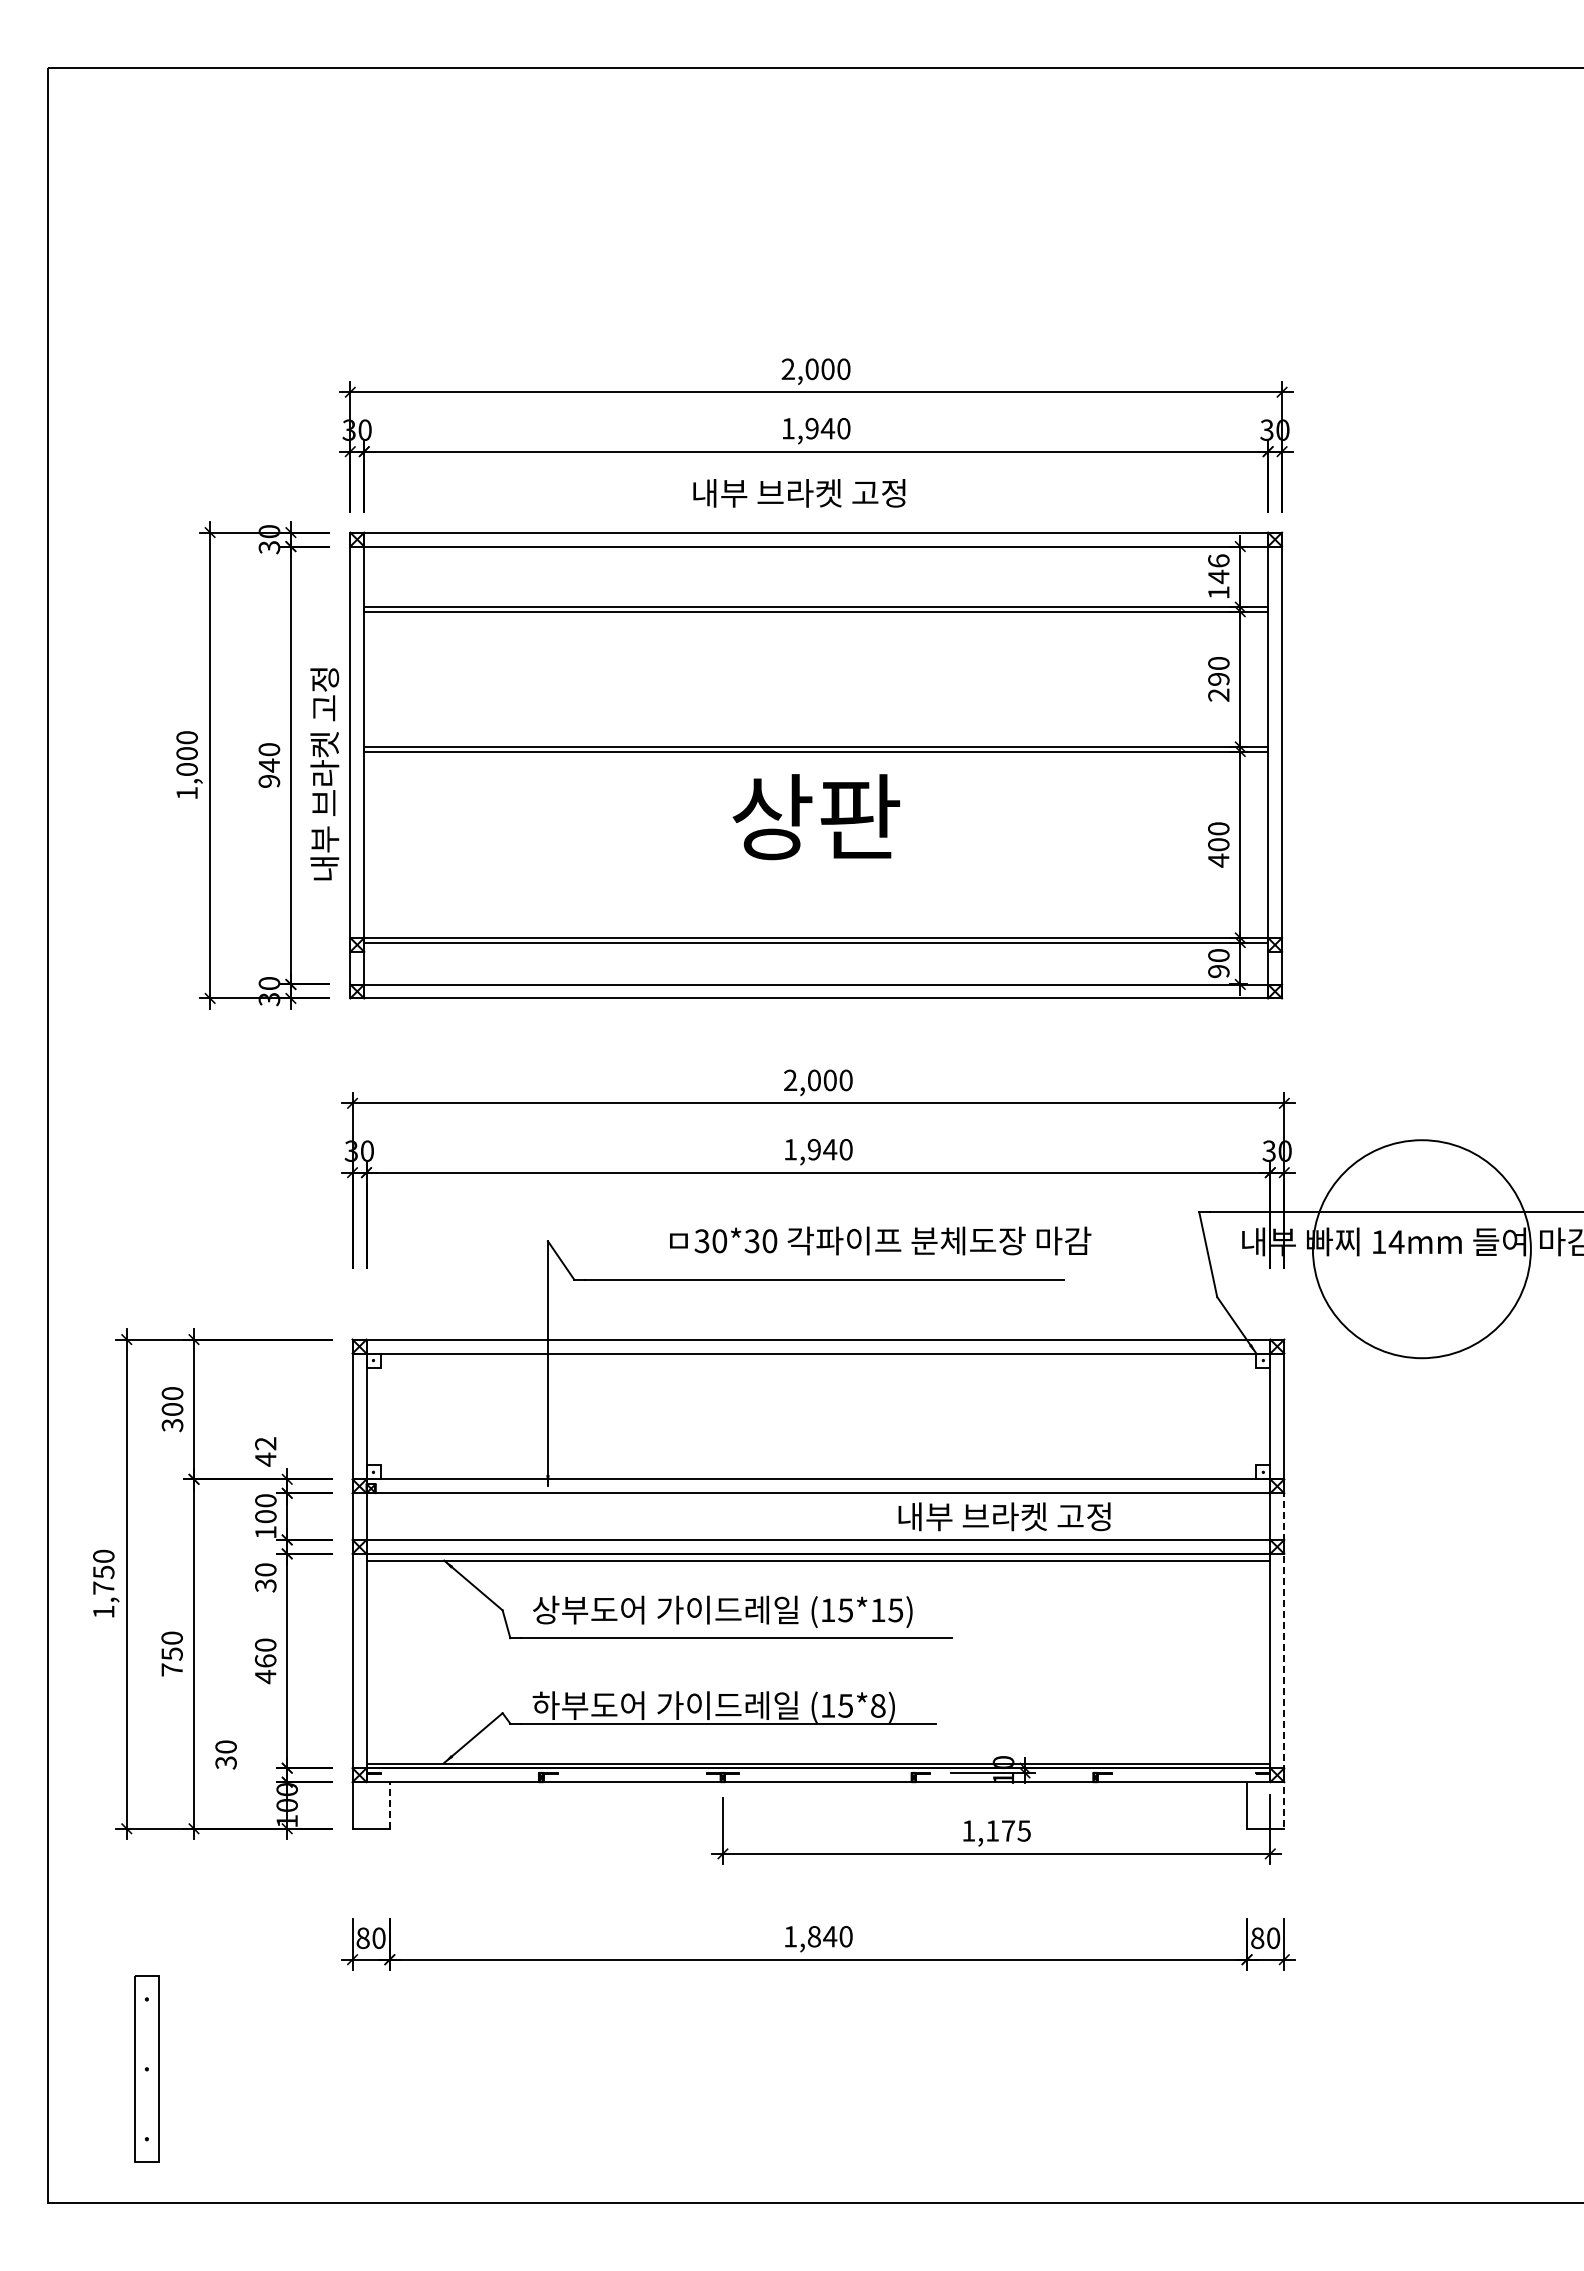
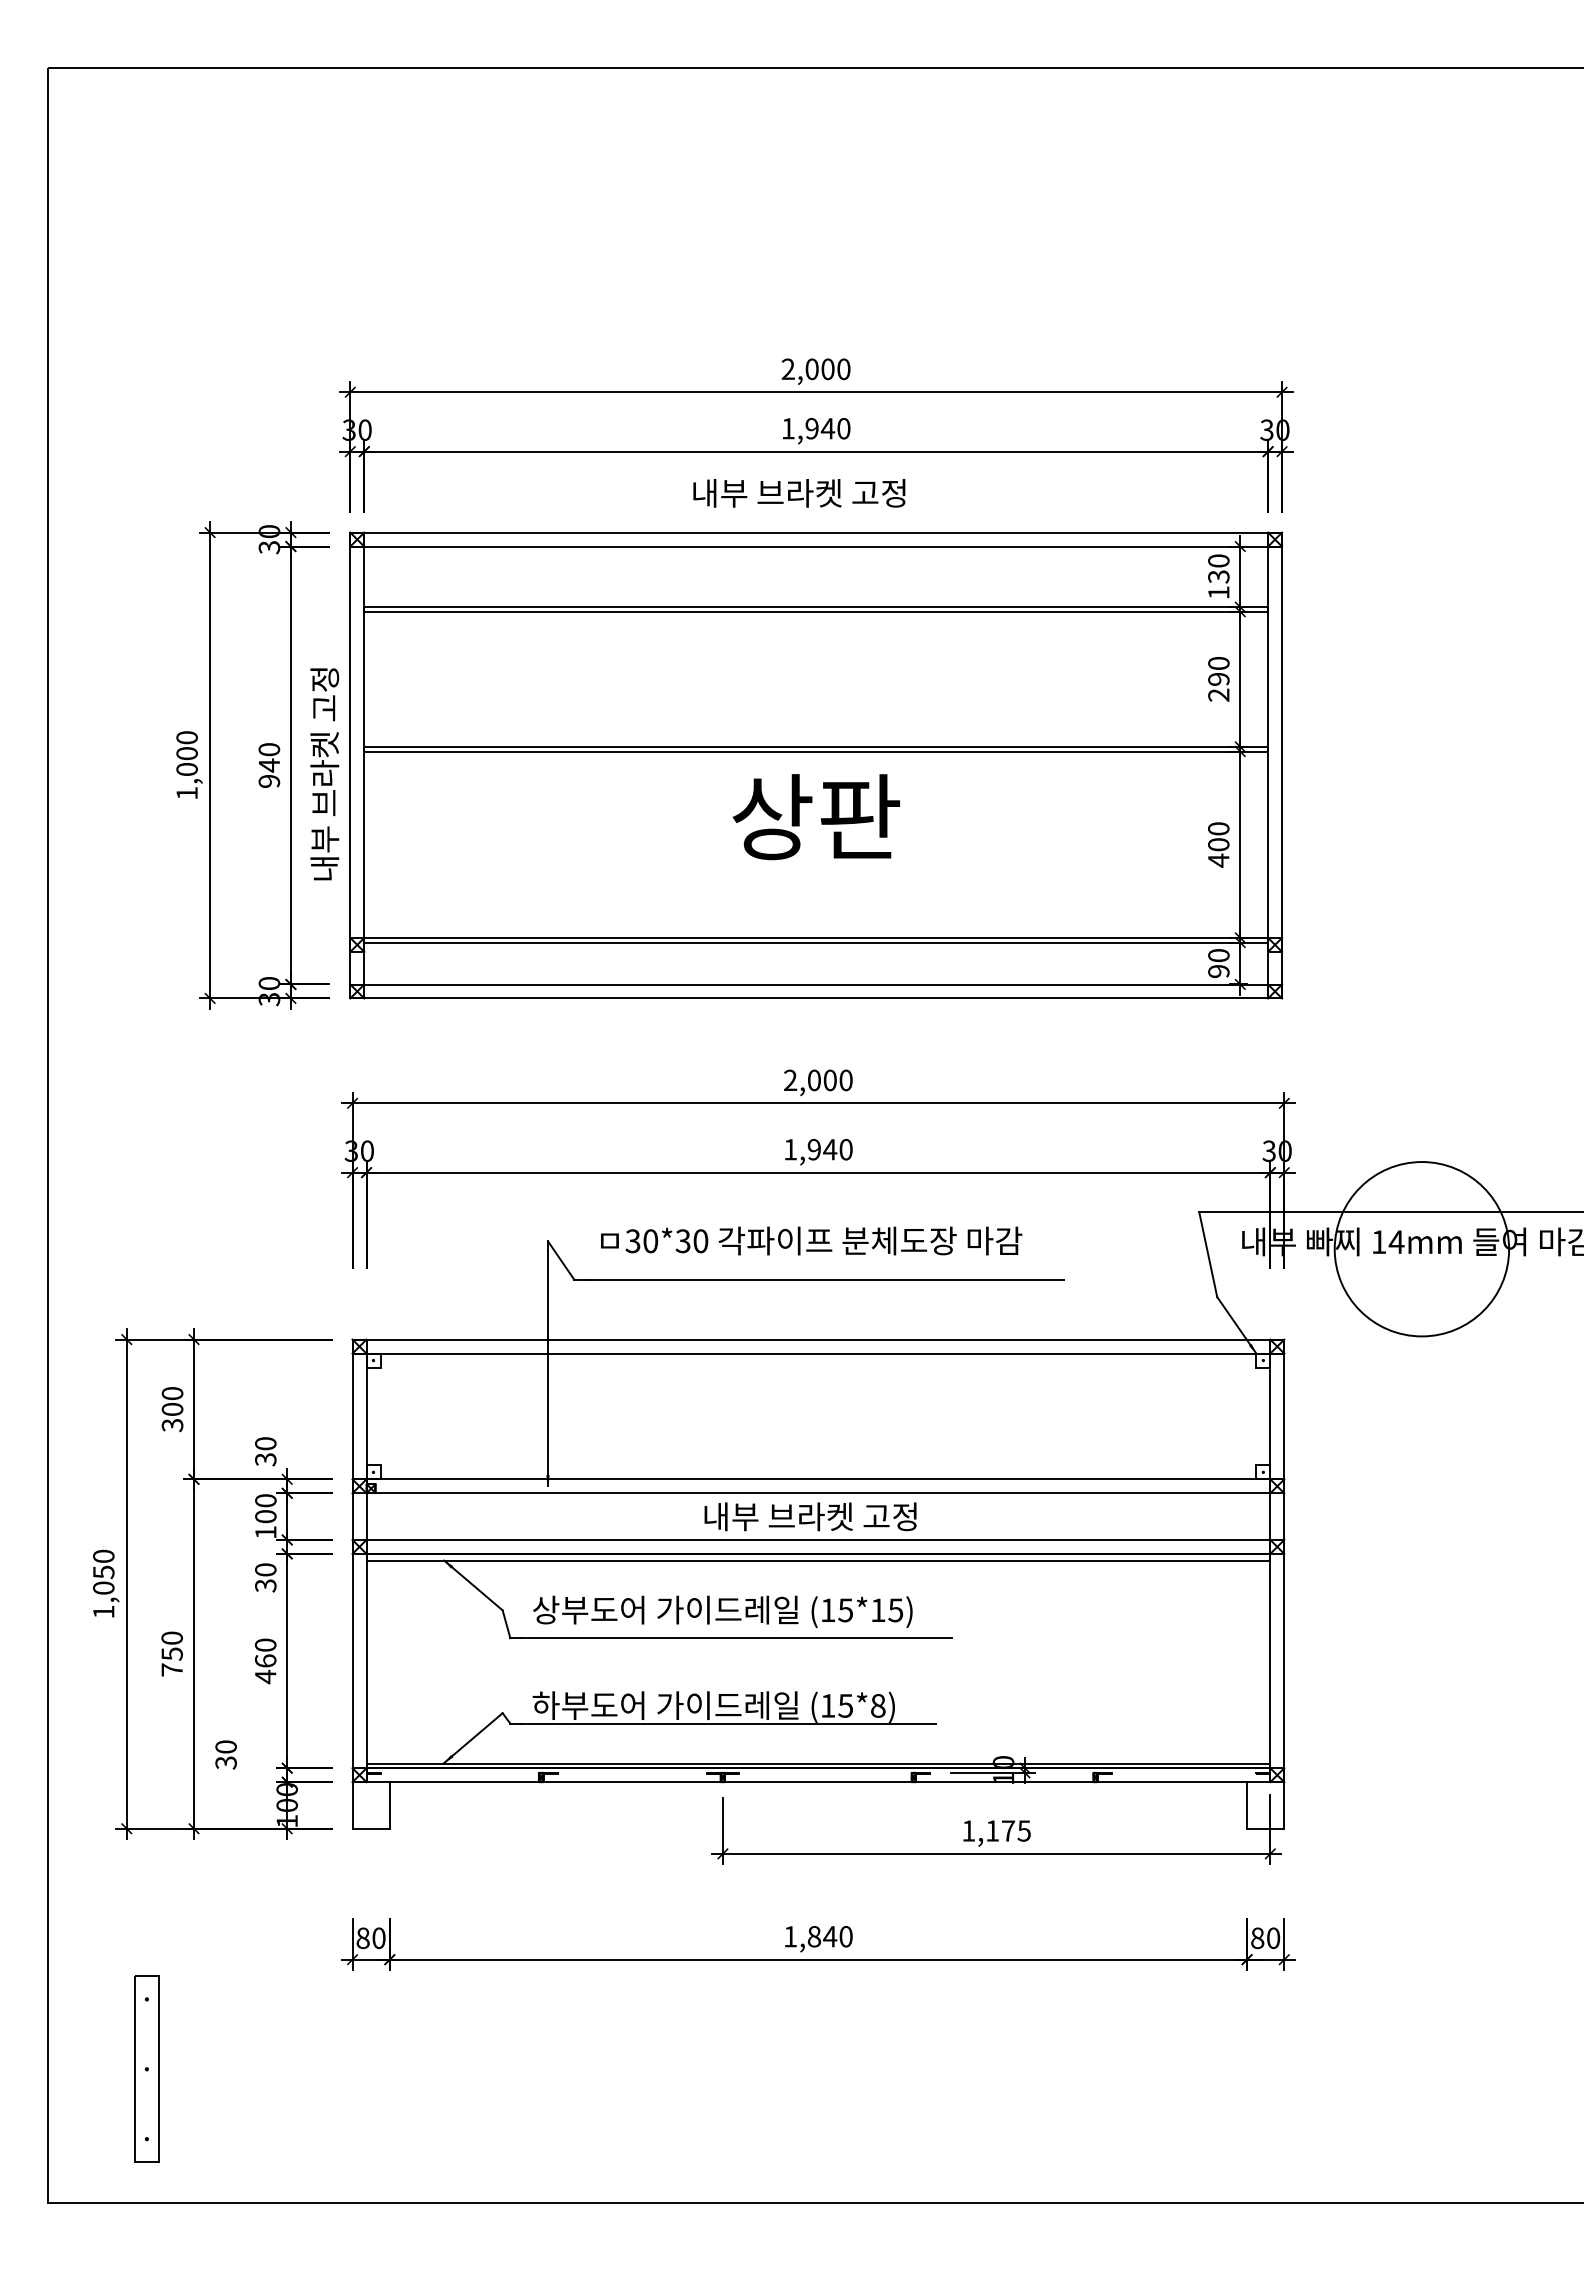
text: 146 -> 130 (1218, 569)
text position: (880, 1240) -> (811, 1240) (811, 1240)
circle diameter: 218 px -> 174 px (1421, 1249)
text: 42 -> 30 (265, 1451)
text position: (1004, 1516) -> (810, 1516) (810, 1516)
text: 1,750 -> 1,050 (103, 1587)
line: dashed -> solid (1284, 1654)
line: dashed -> solid (389, 1804)
